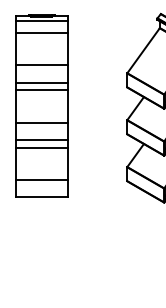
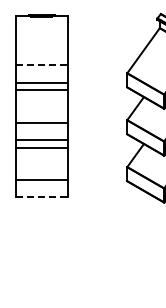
line: present -> none (41, 20)
line: present -> none (41, 32)
line: solid -> dashed (42, 65)
line: solid -> dashed (42, 197)
